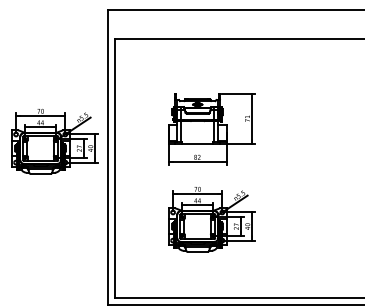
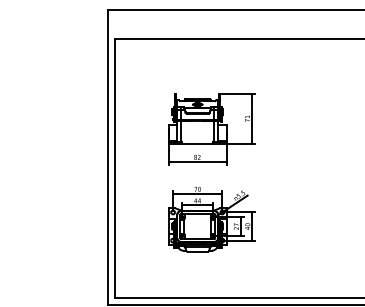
part: present -> none (54, 141)
